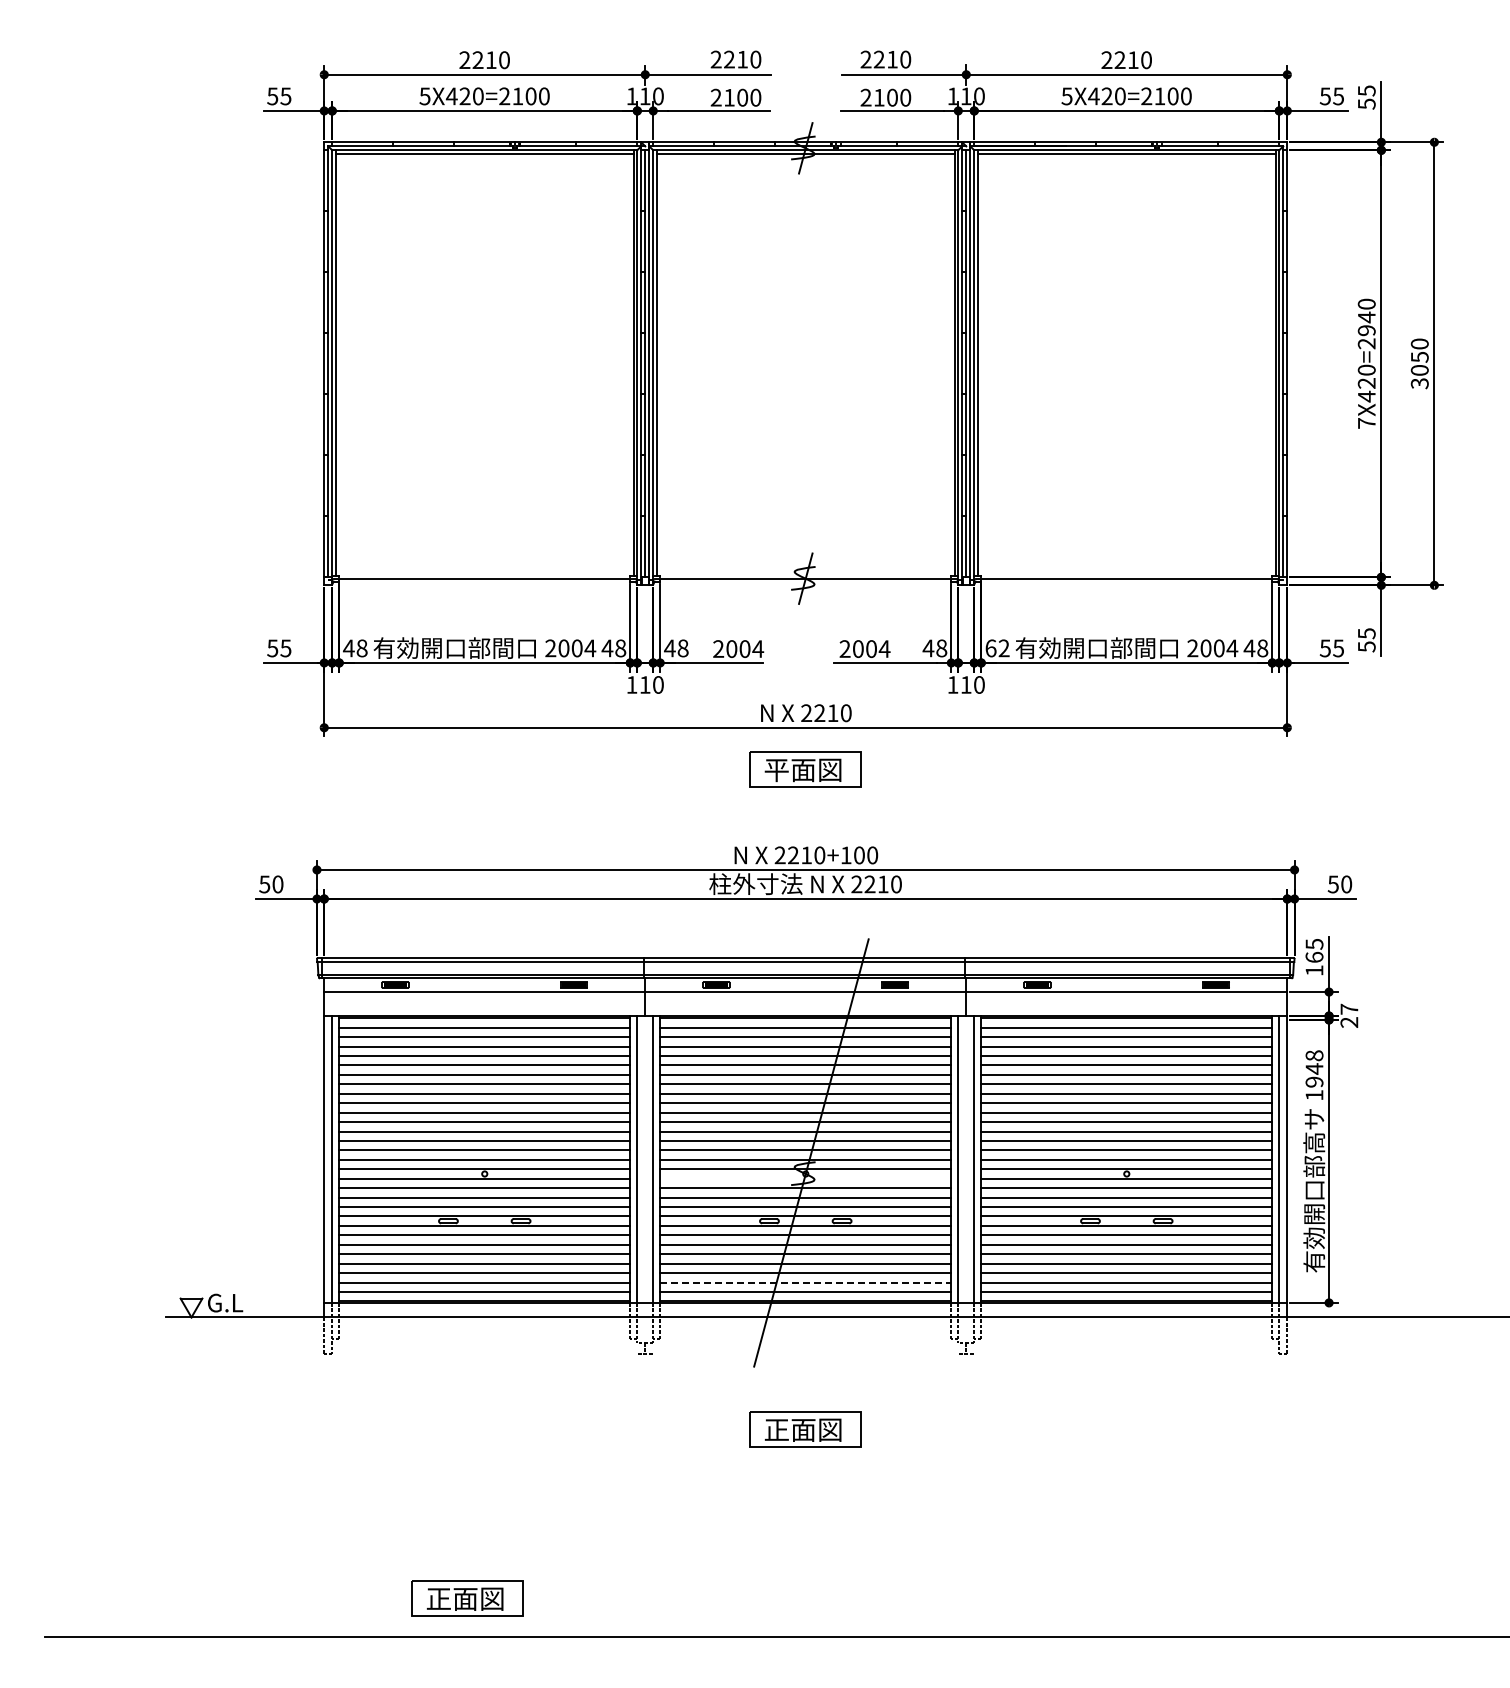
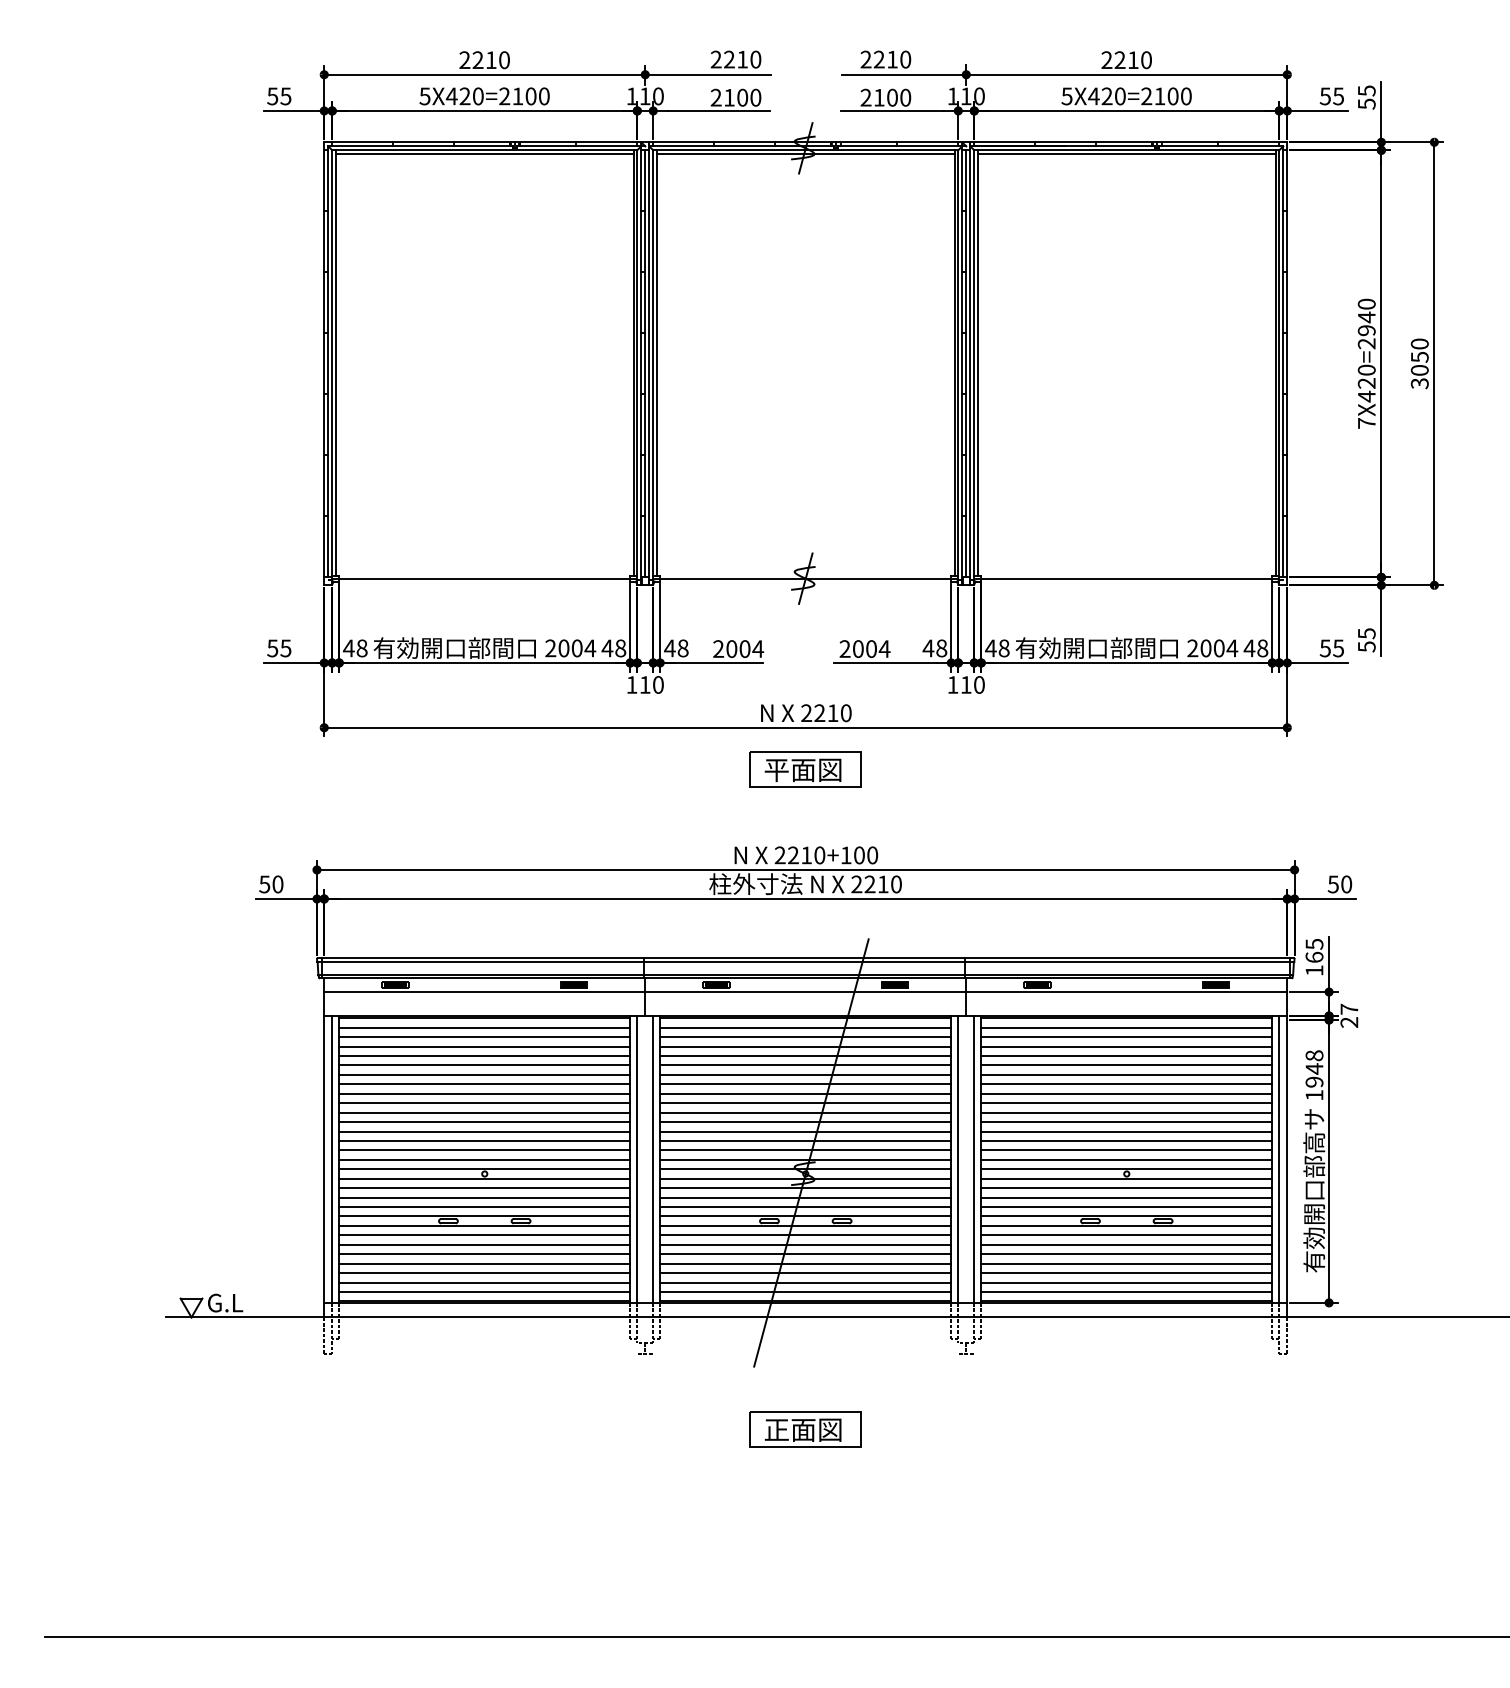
text: 62 -> 48 (997, 648)
line: none -> present (805, 1178)
line: dashed -> solid (805, 1282)
part: present -> none (467, 1598)
